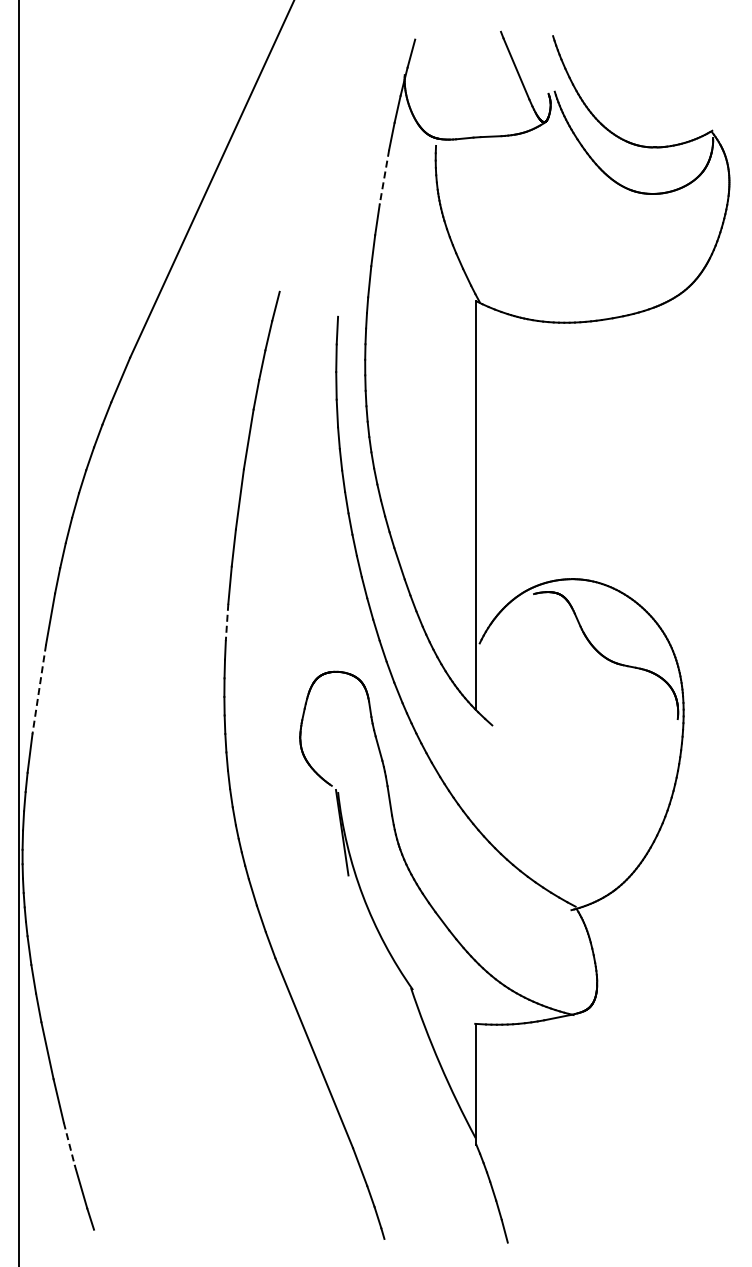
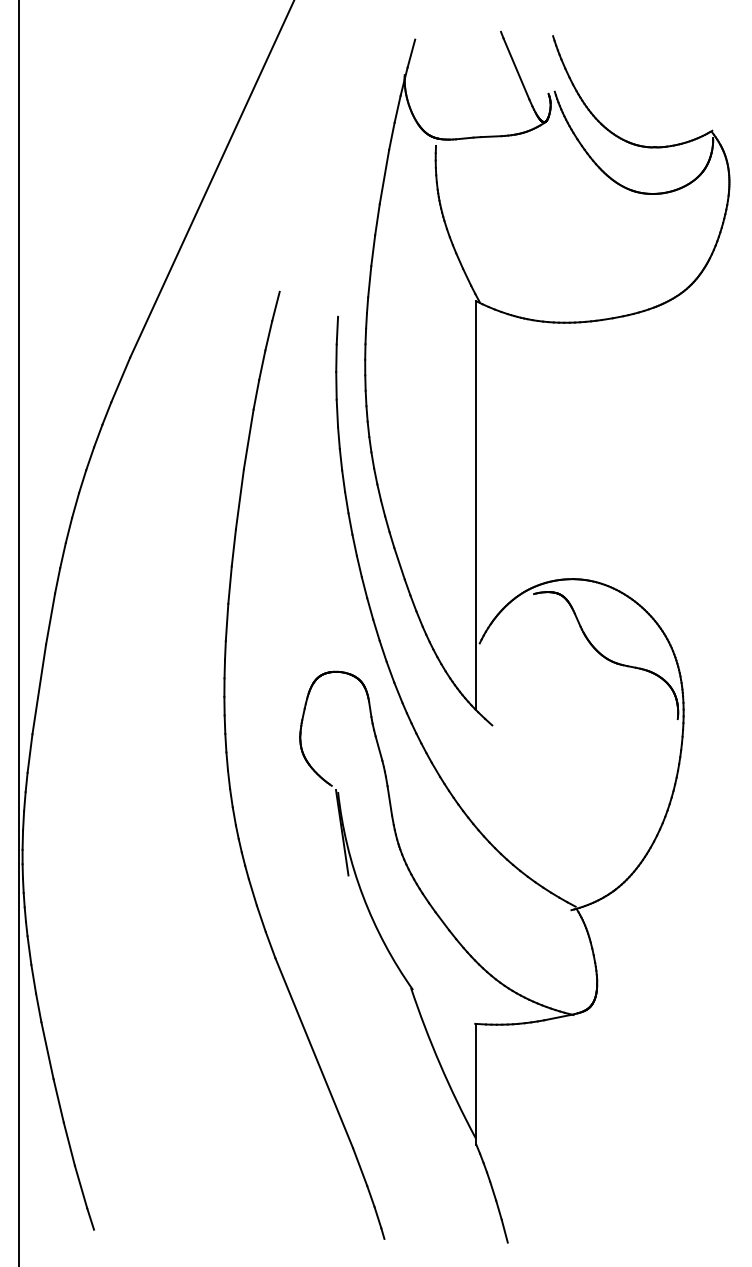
line: dashed -> solid (384, 177)
line: dashed -> solid (227, 622)
line: dashed -> solid (39, 689)
line: dashed -> solid (69, 1144)
